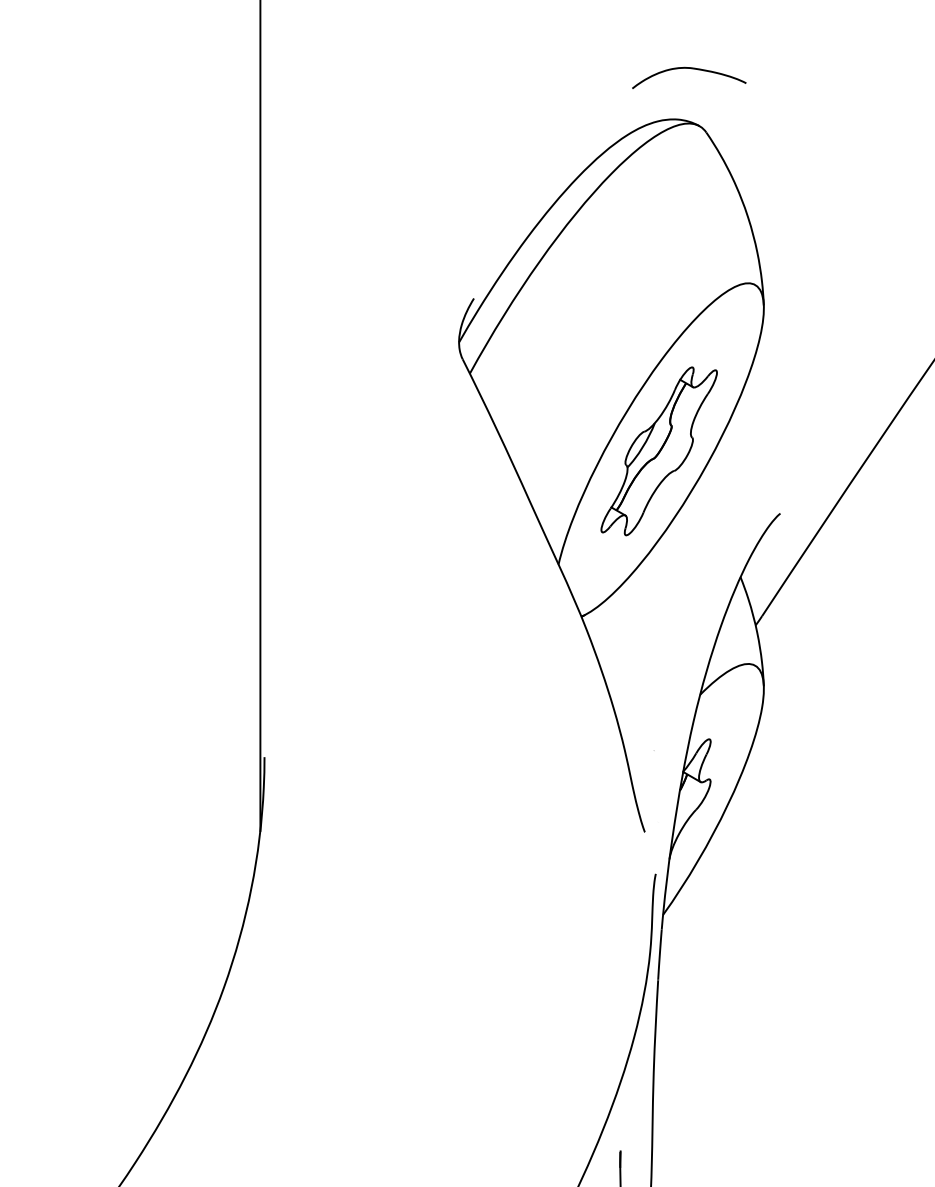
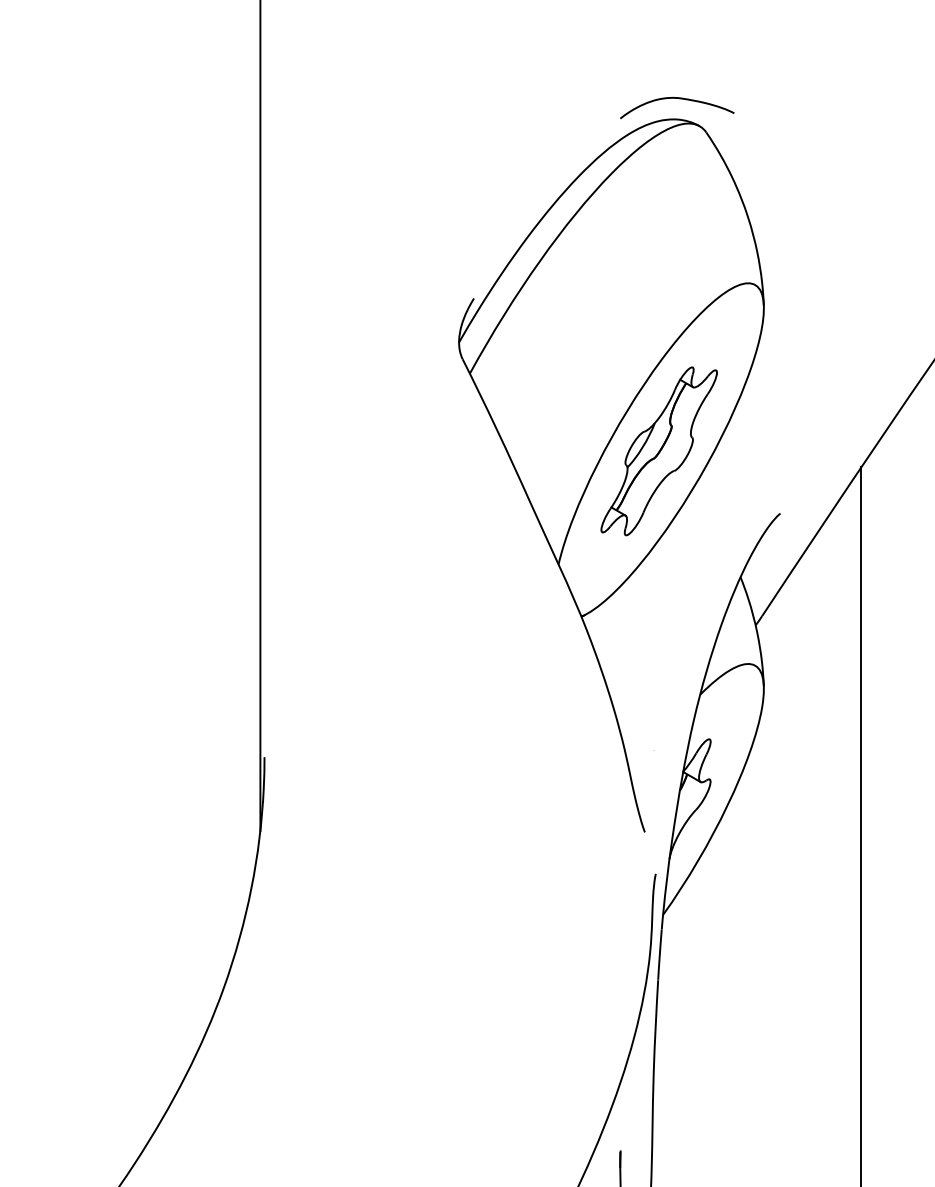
part position: (691, 69) -> (679, 99) (679, 99)
line: none -> present (861, 825)
